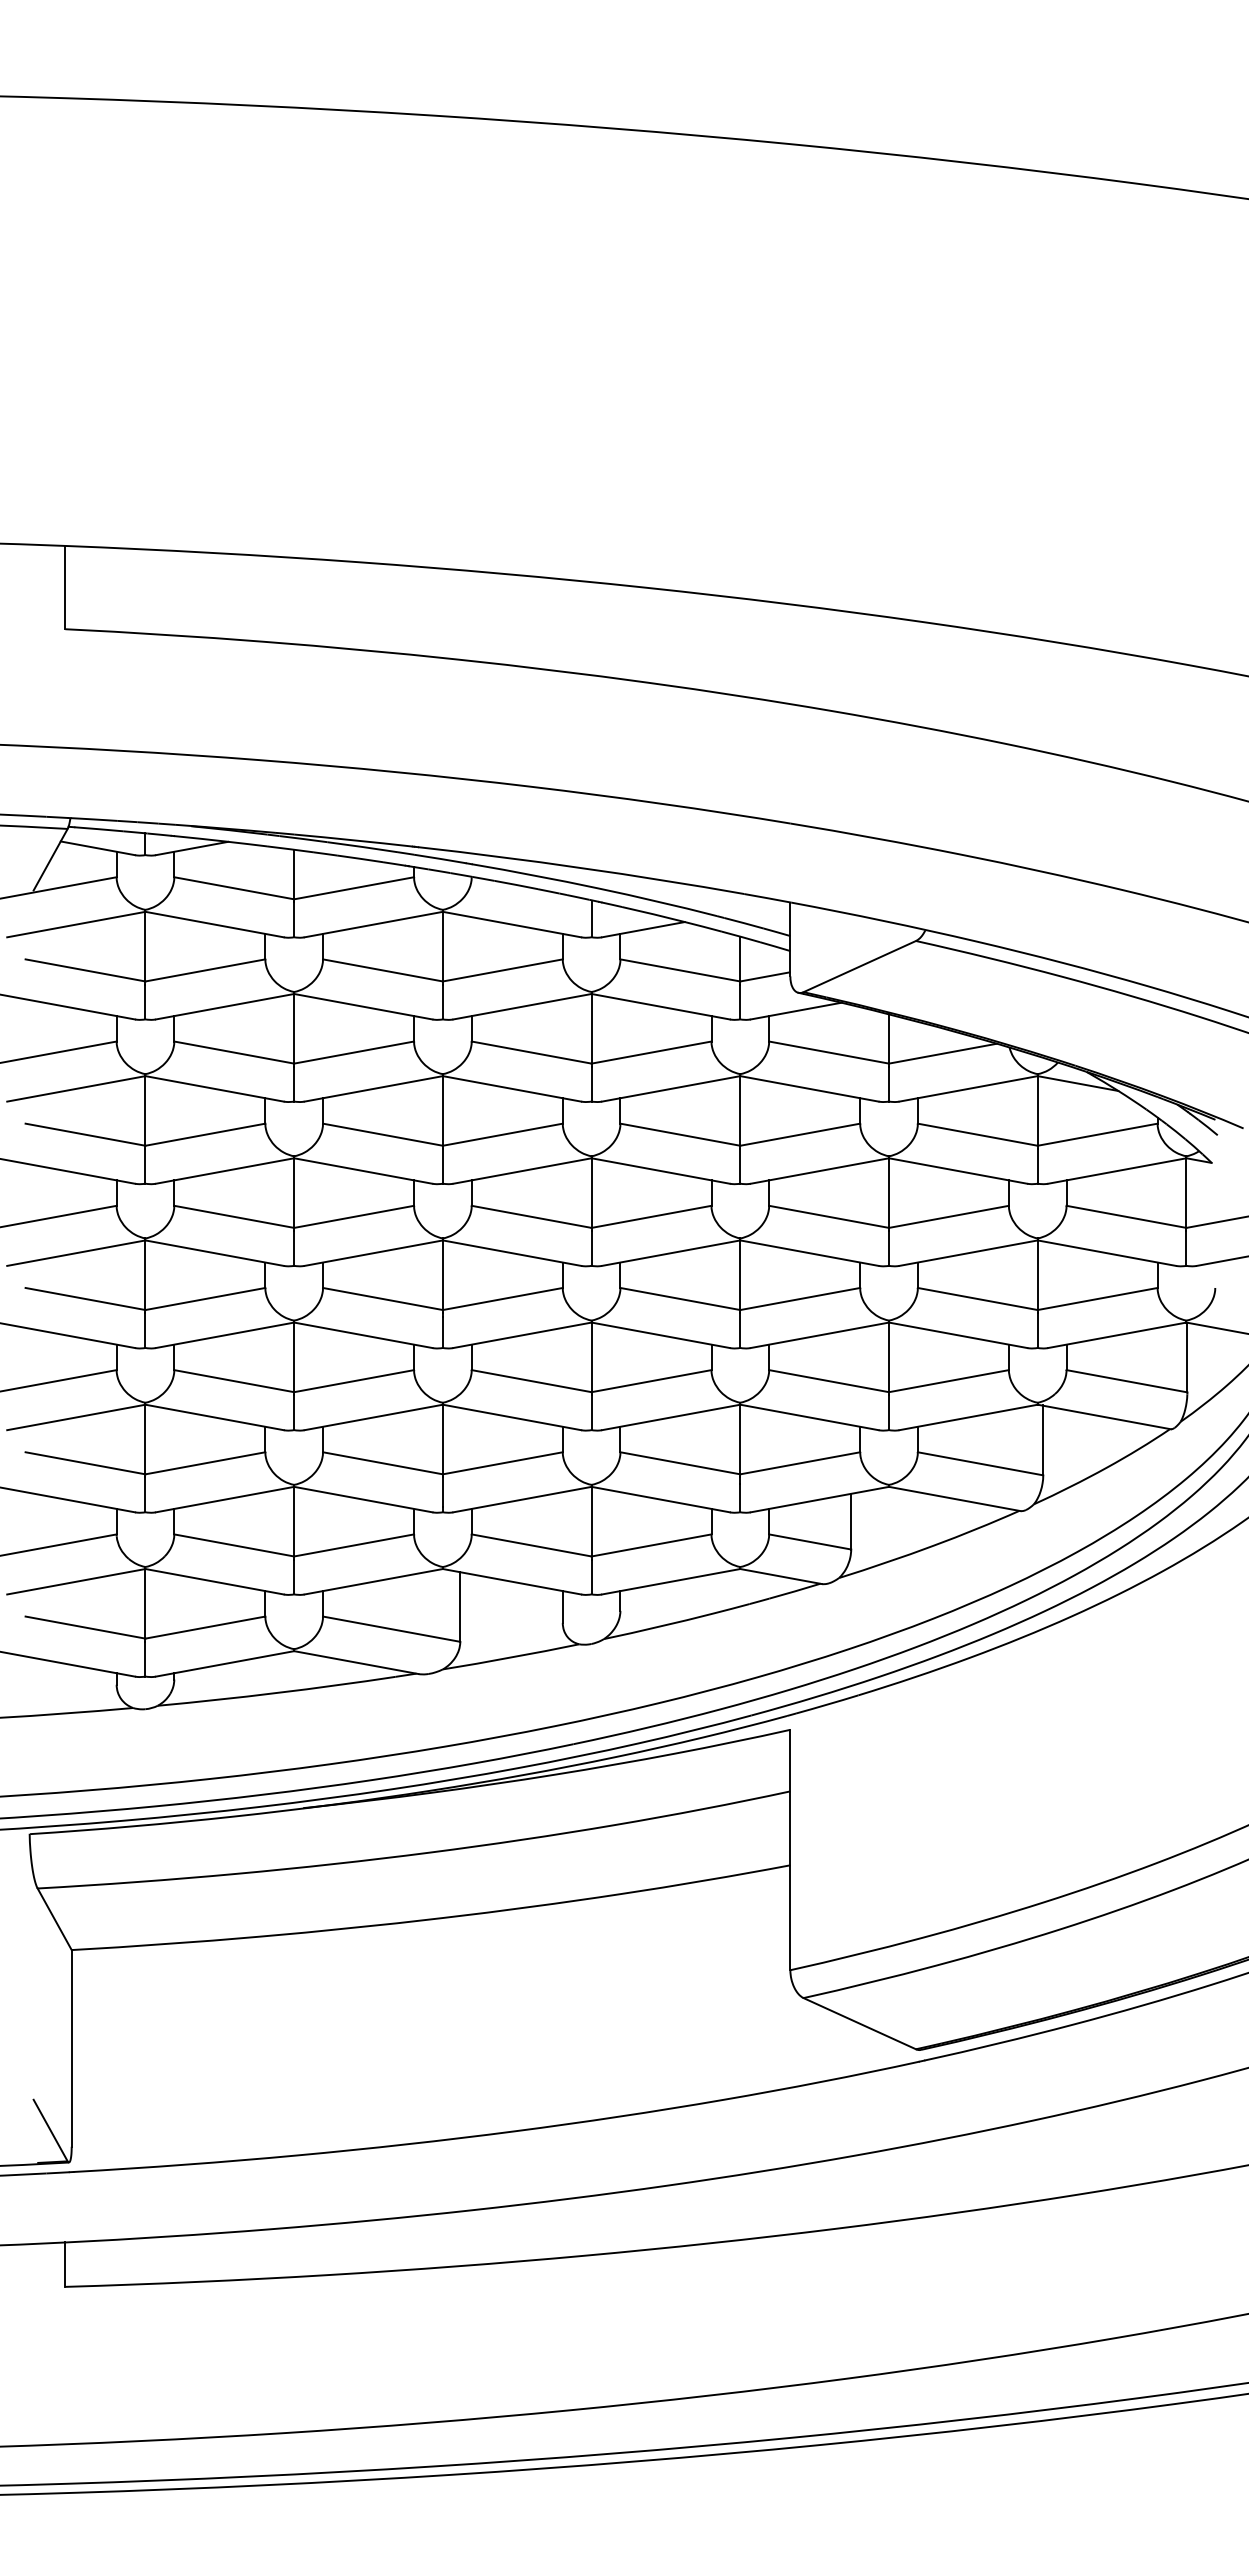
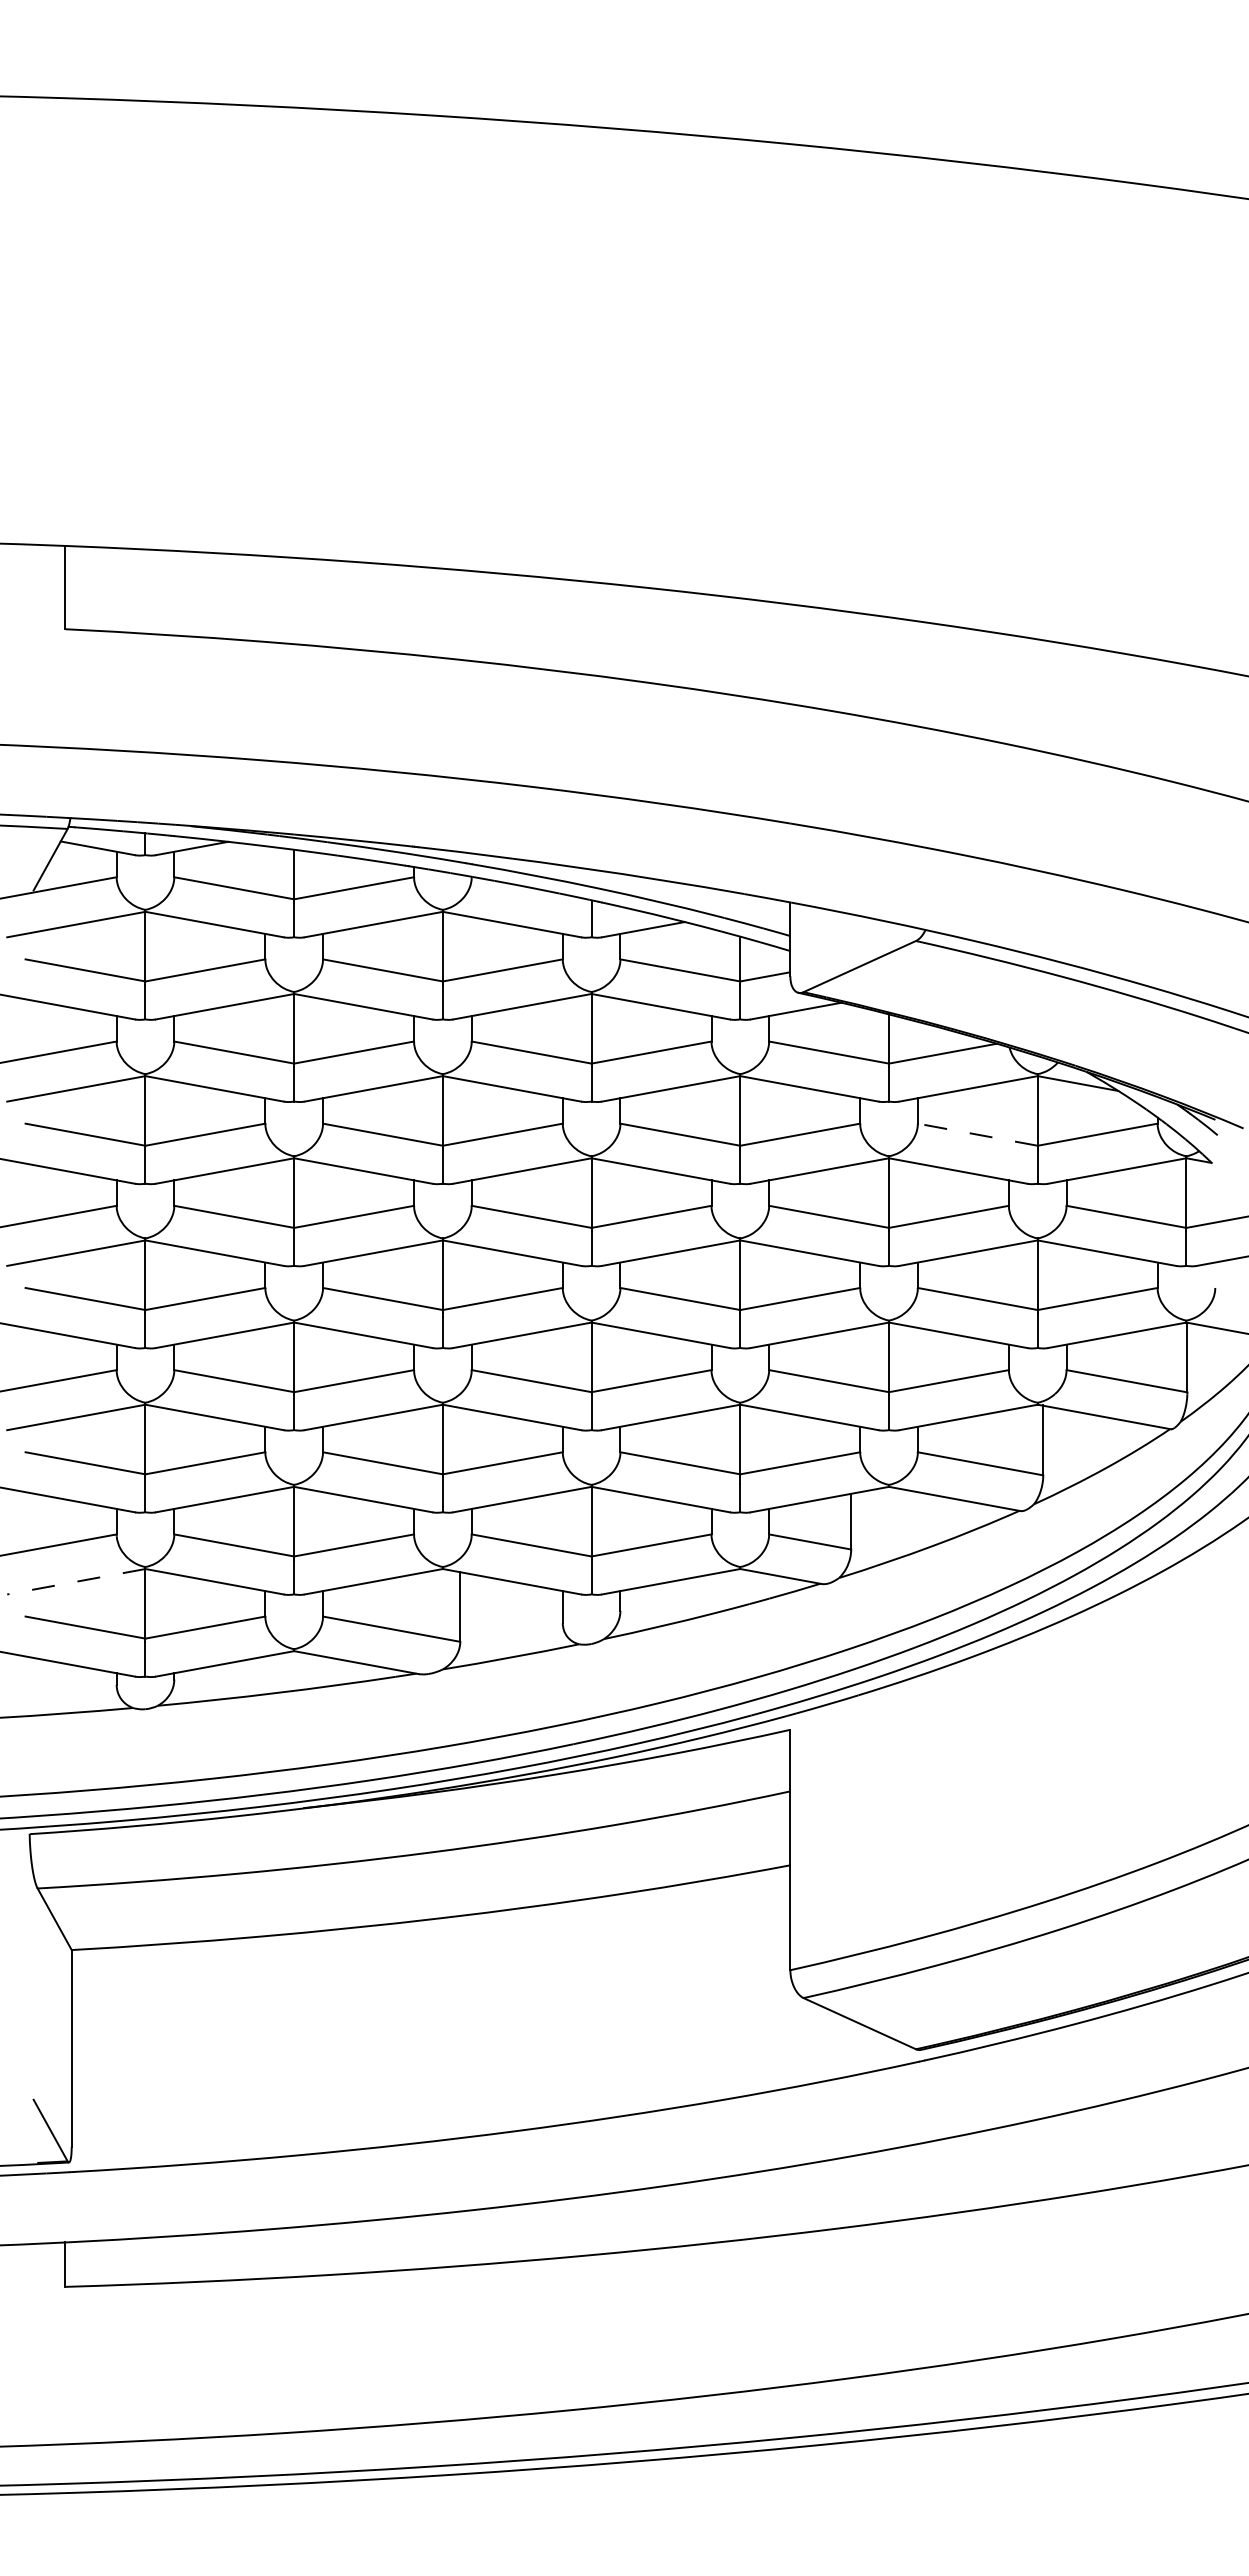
line: solid -> dashed (977, 1134)
line: solid -> dashed (75, 1581)
